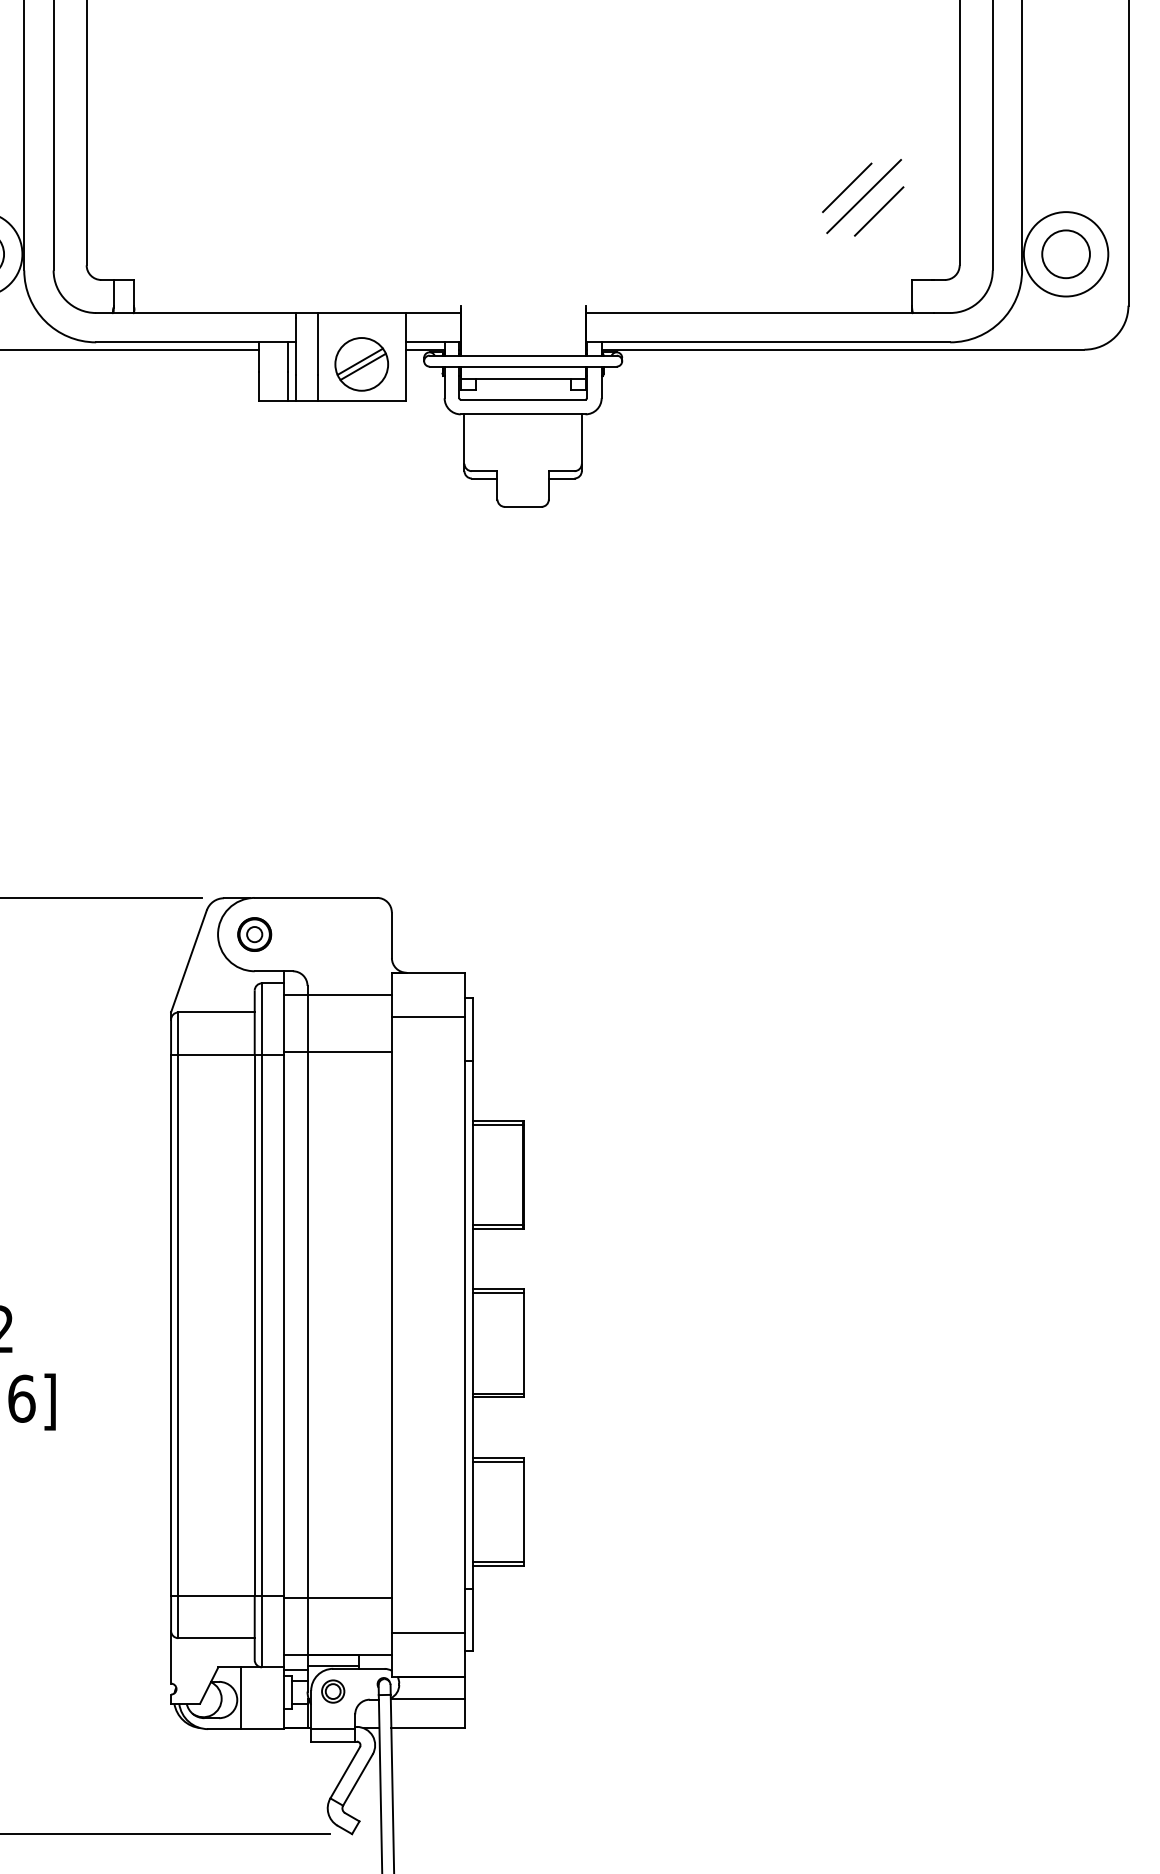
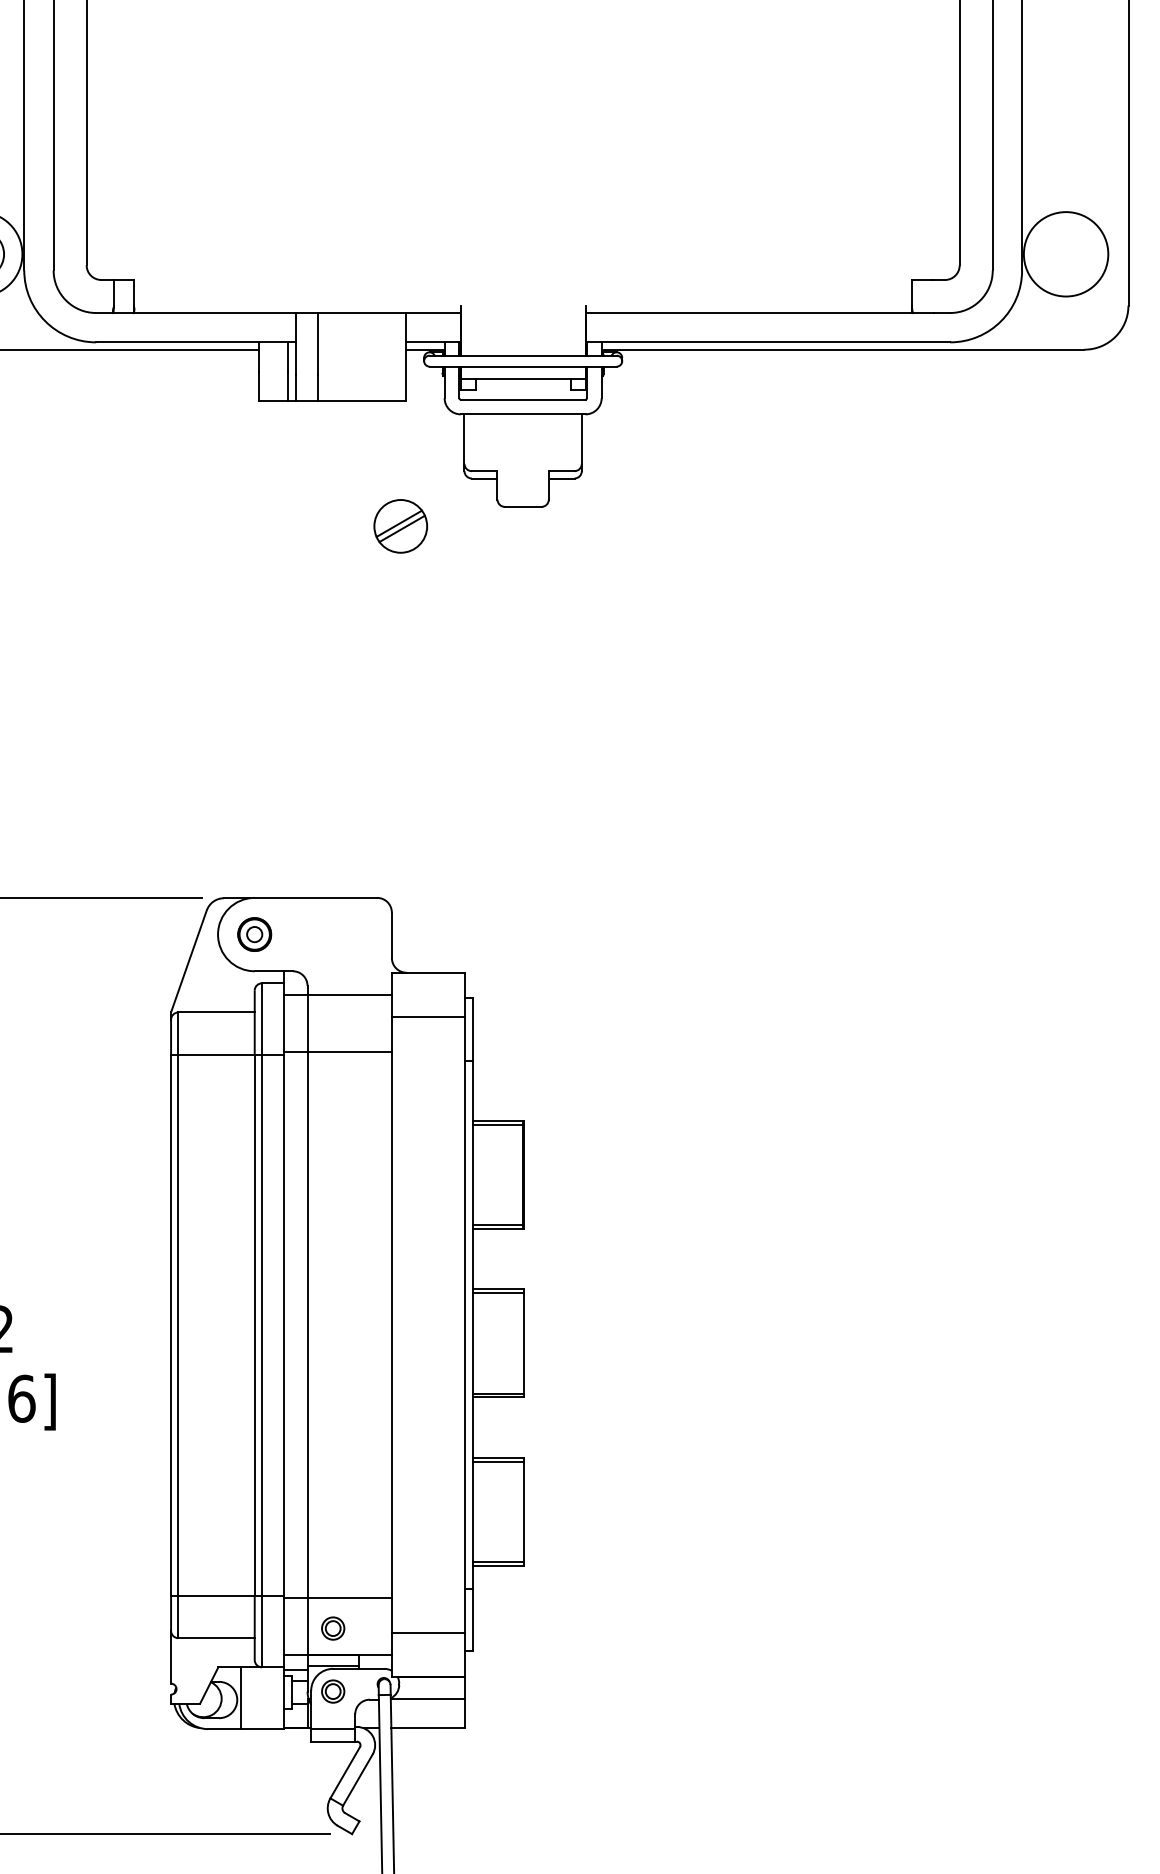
line: present -> none (847, 187)
line: present -> none (864, 196)
line: present -> none (878, 211)
circle: present -> none (1065, 254)
part position: (361, 364) -> (400, 526) (400, 526)
part: none -> present (333, 1628)
